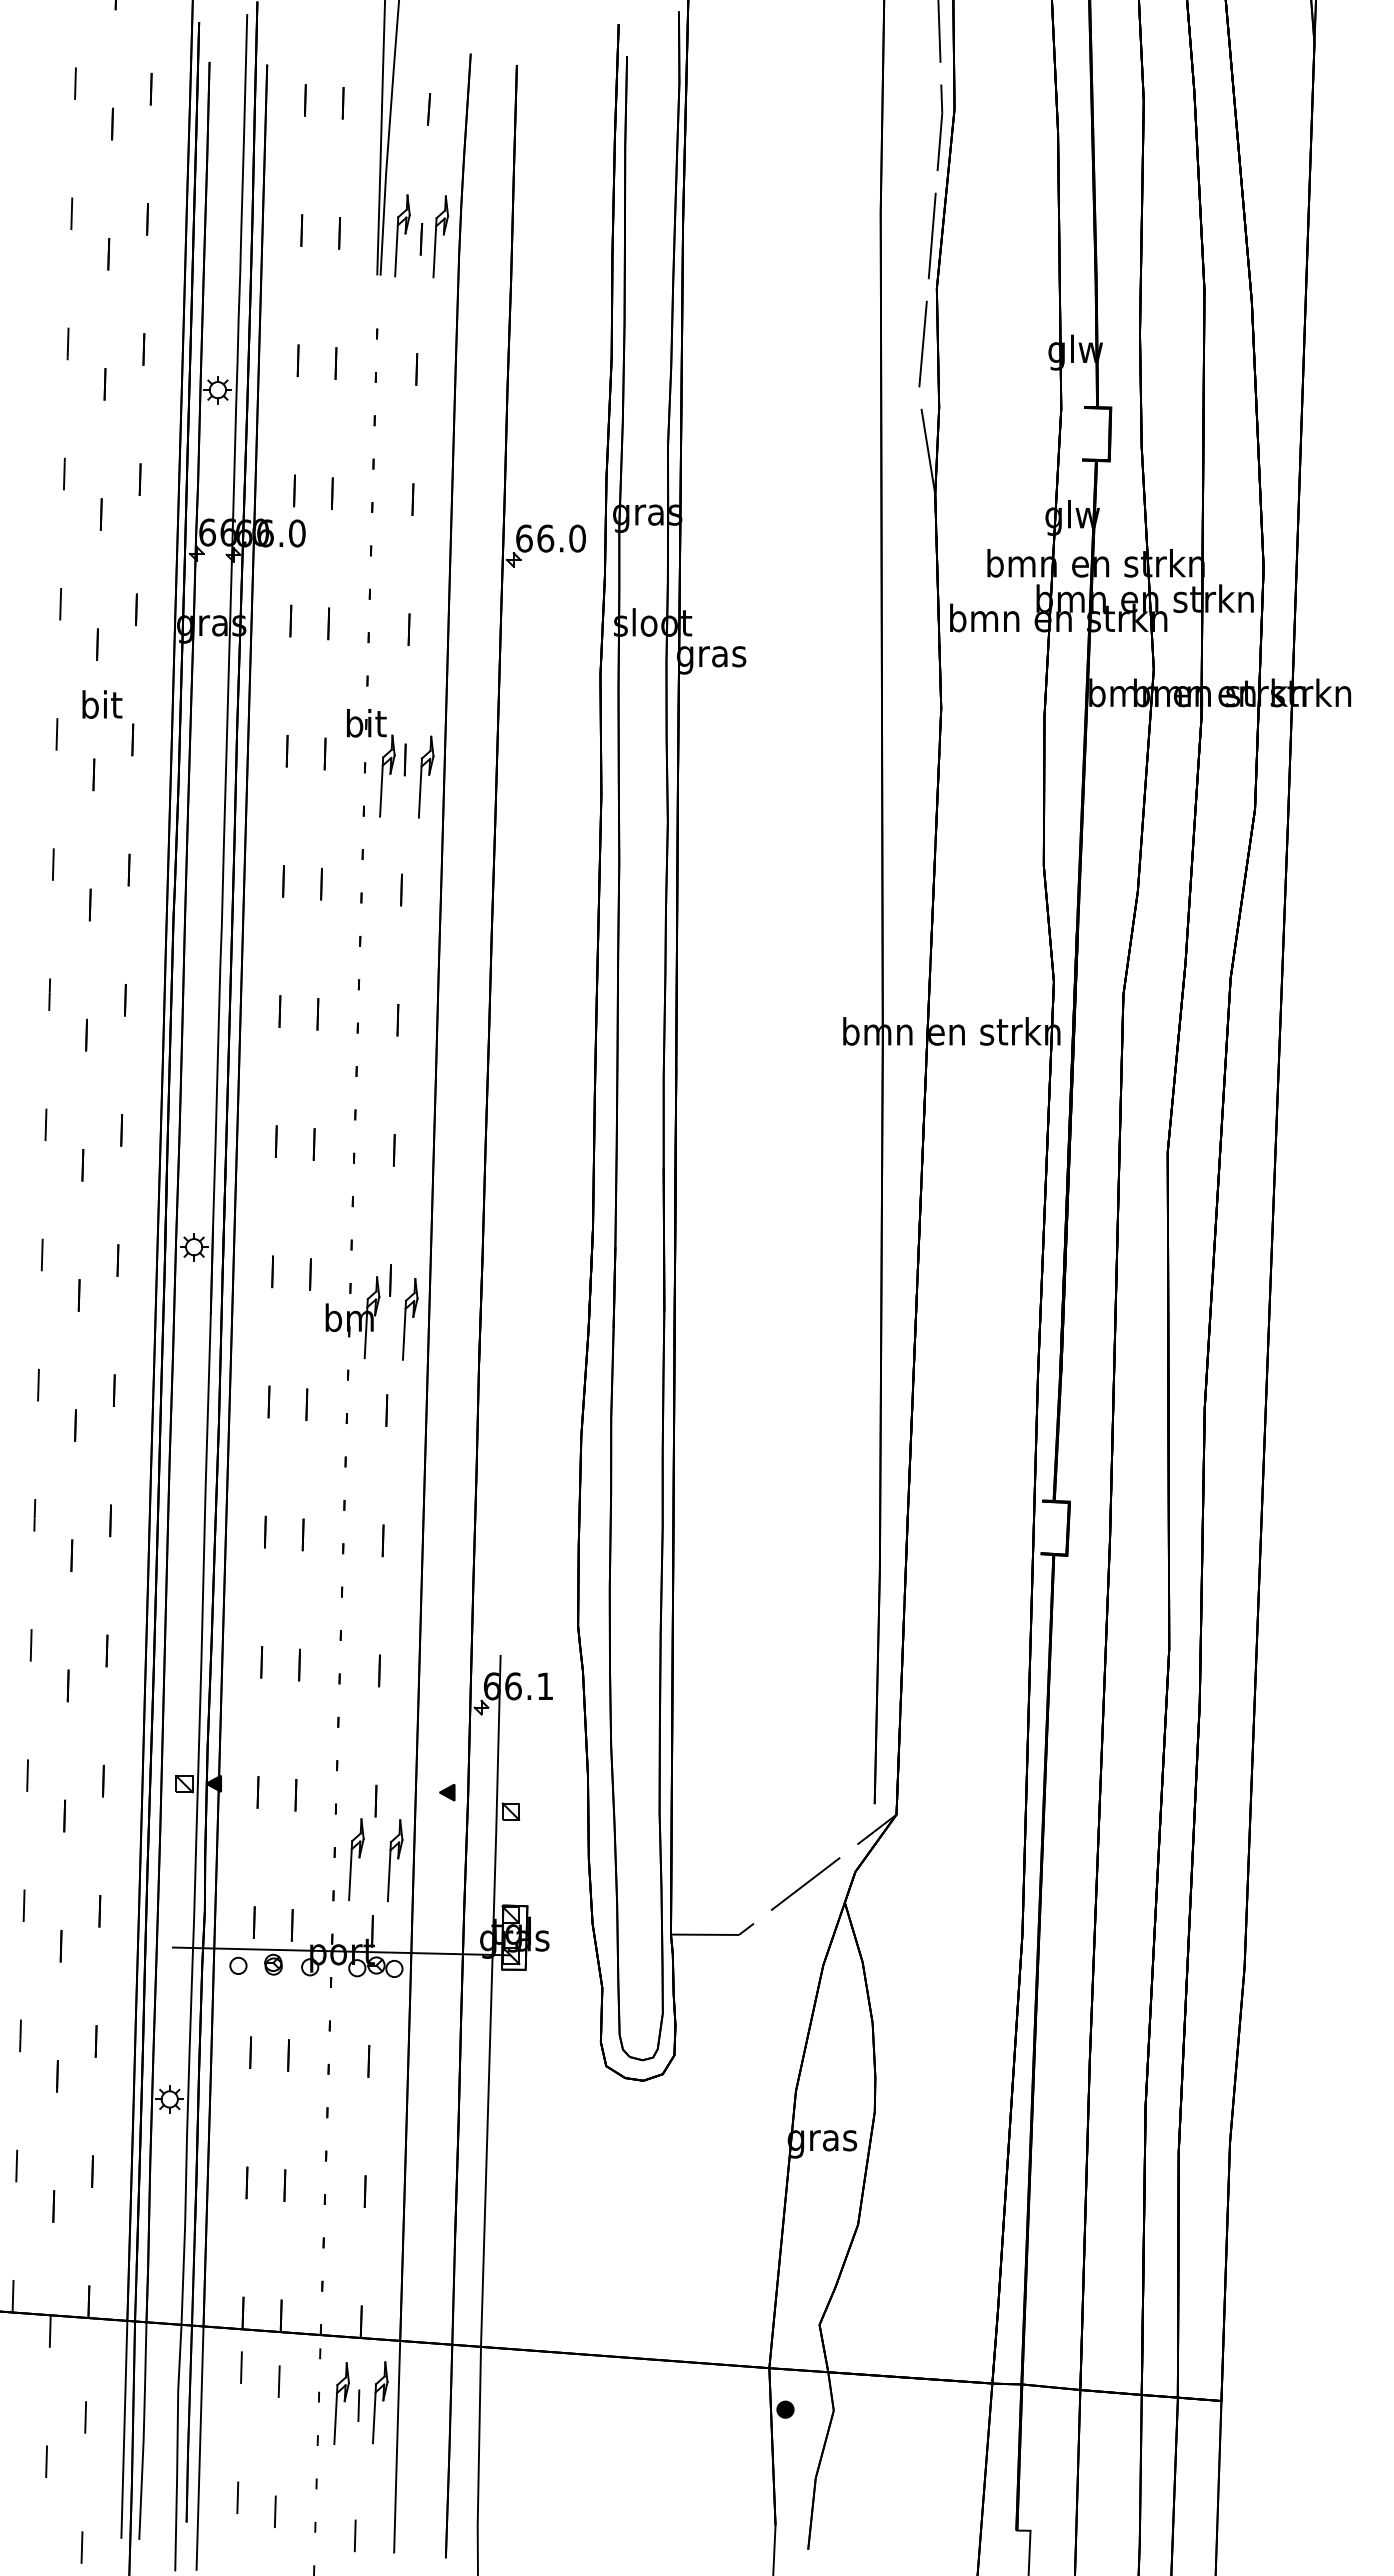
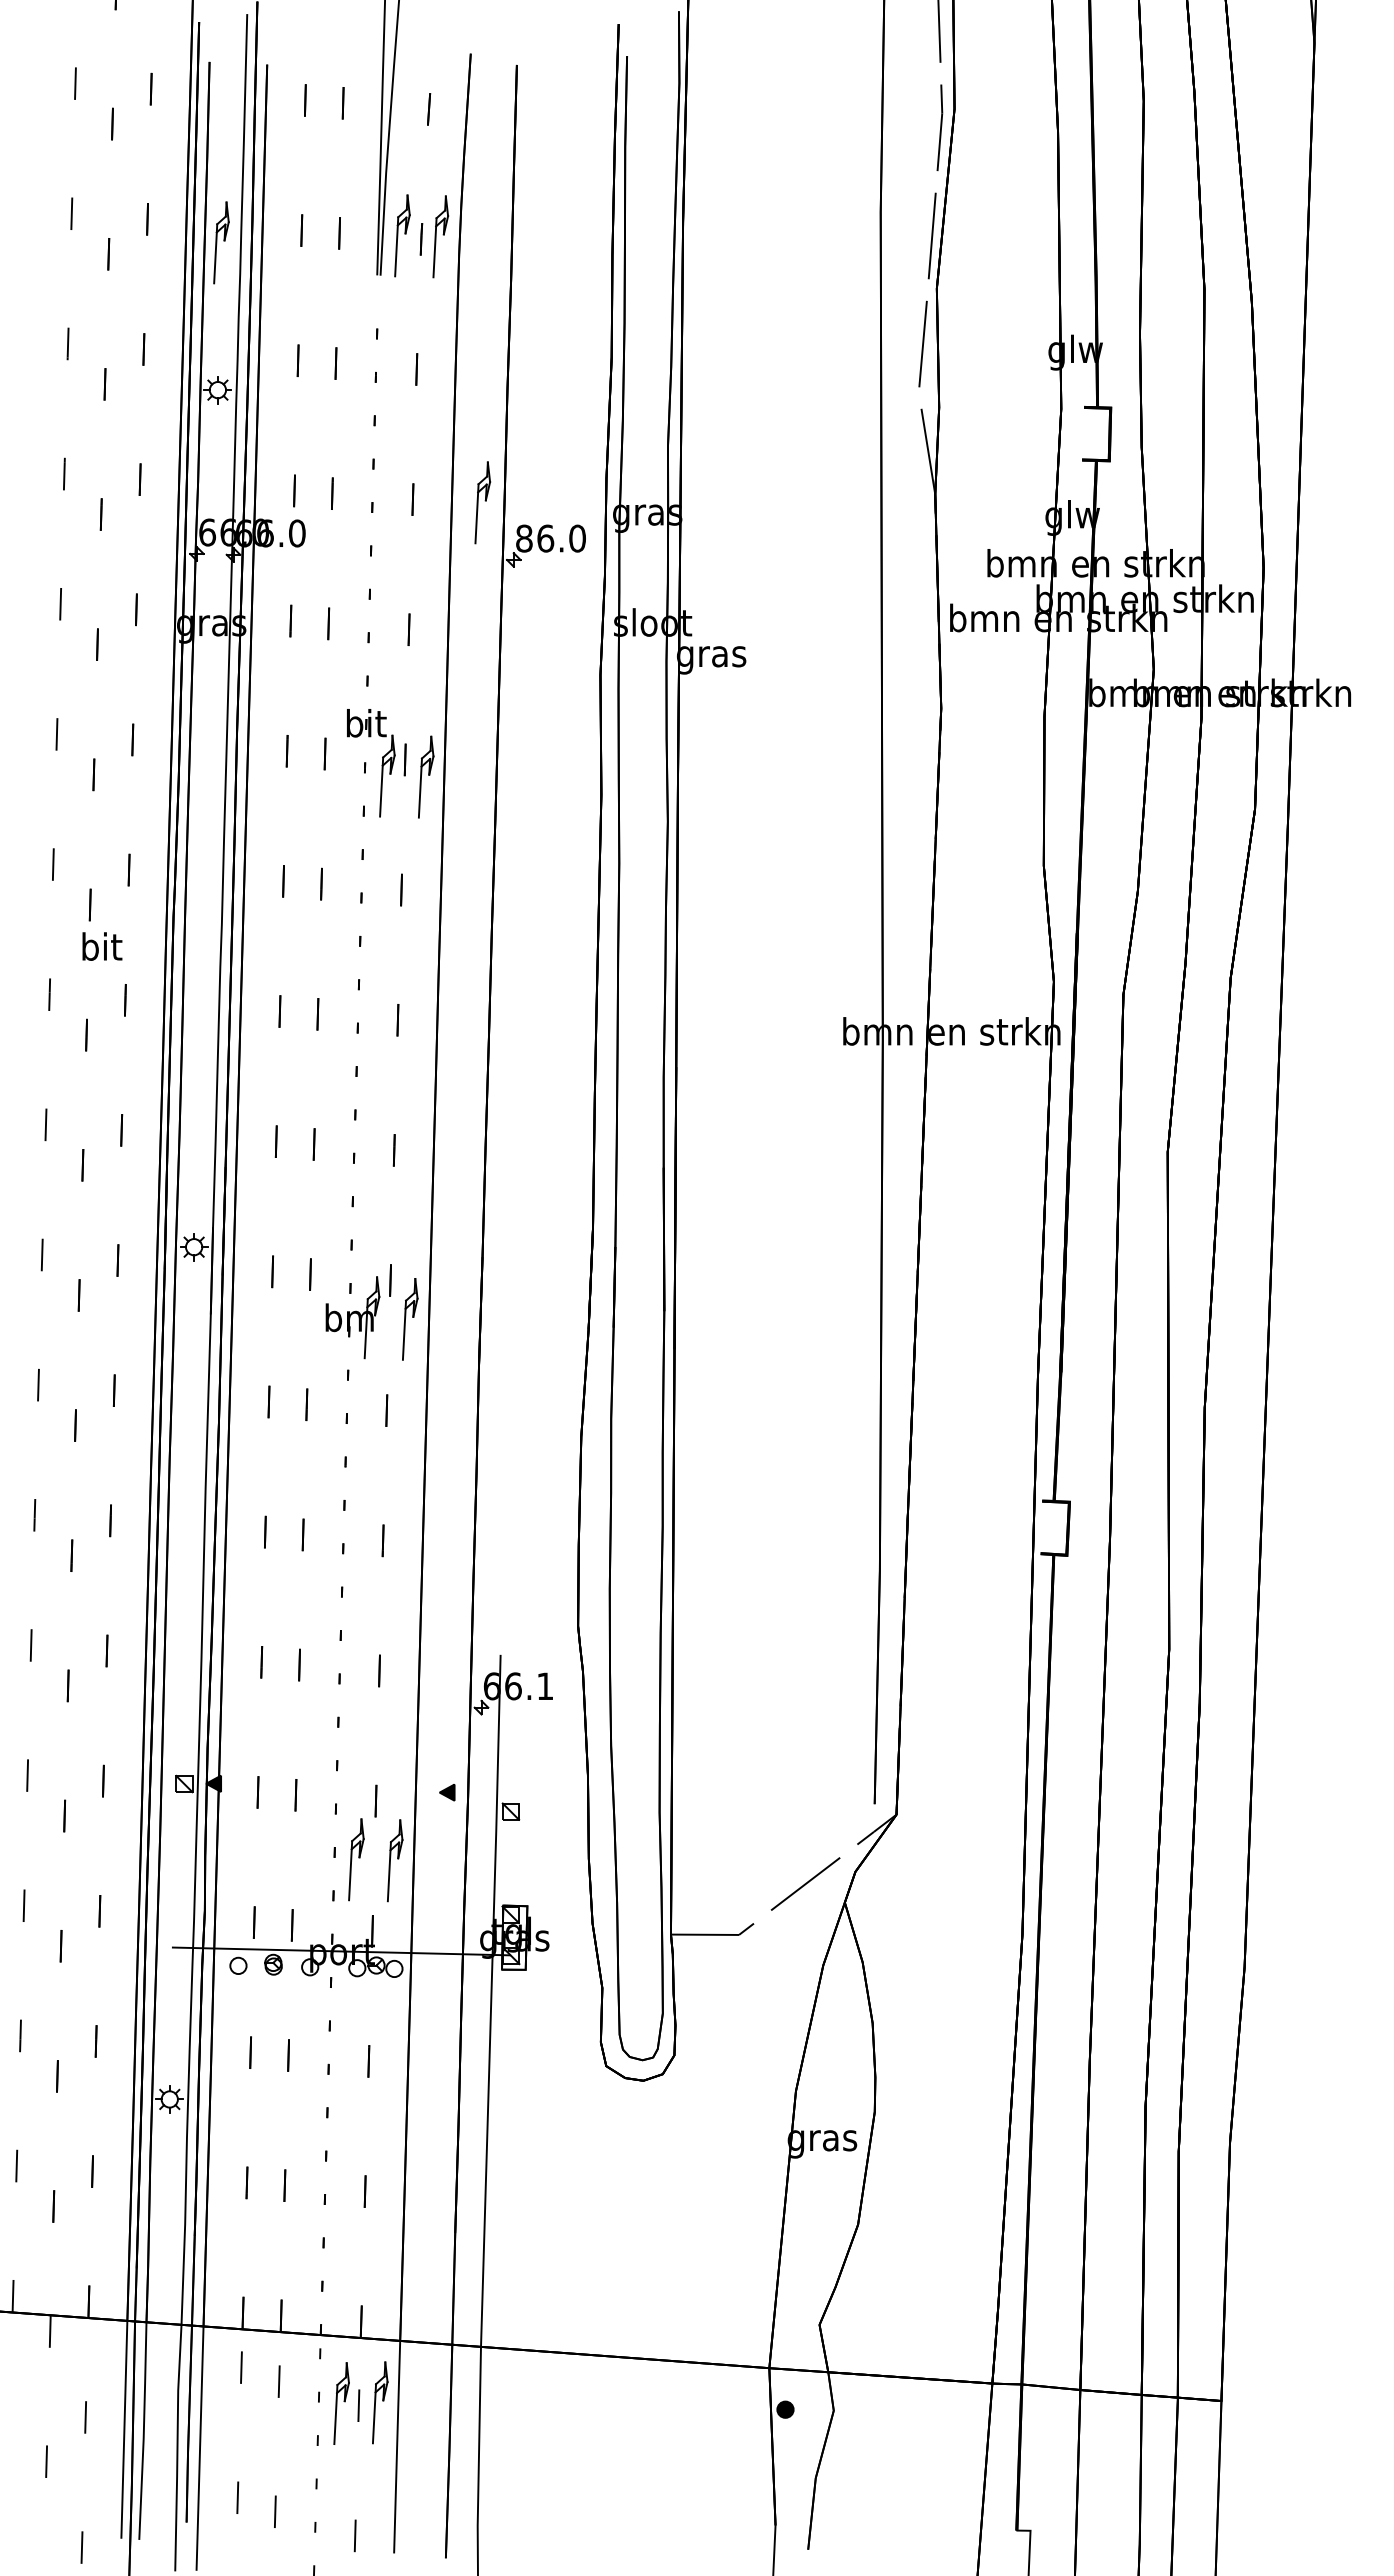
part: none -> present (221, 242)
part: none -> present (482, 502)
text: 66.0 -> 86.0 (524, 538)
text position: (102, 704) -> (102, 946) (102, 946)
